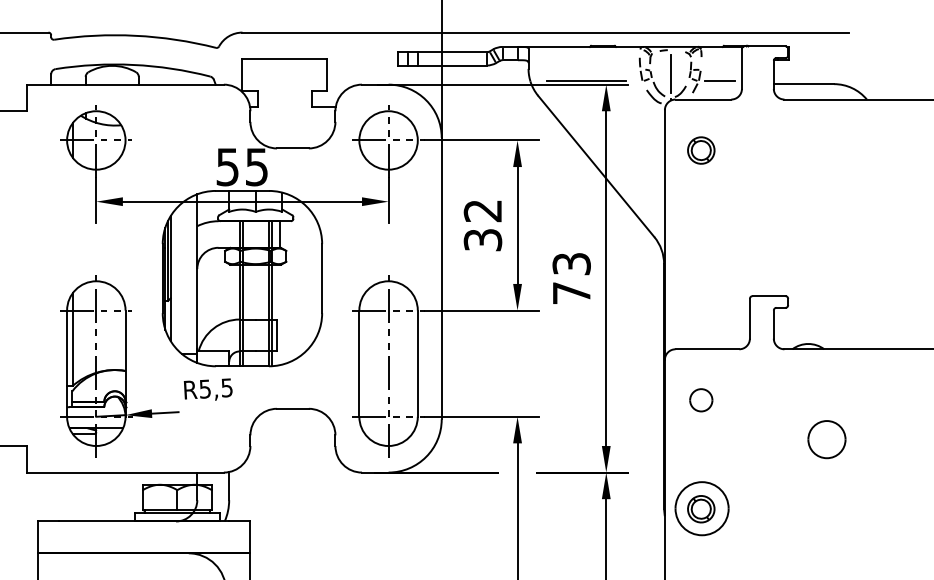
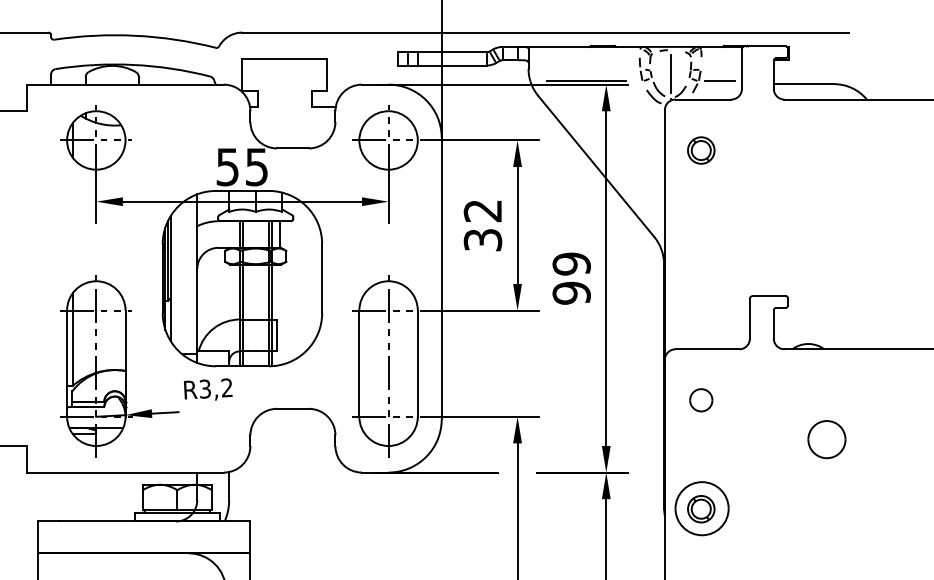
text: 73 -> 99 (571, 278)
text: R5,5 -> R3,2 (215, 387)
